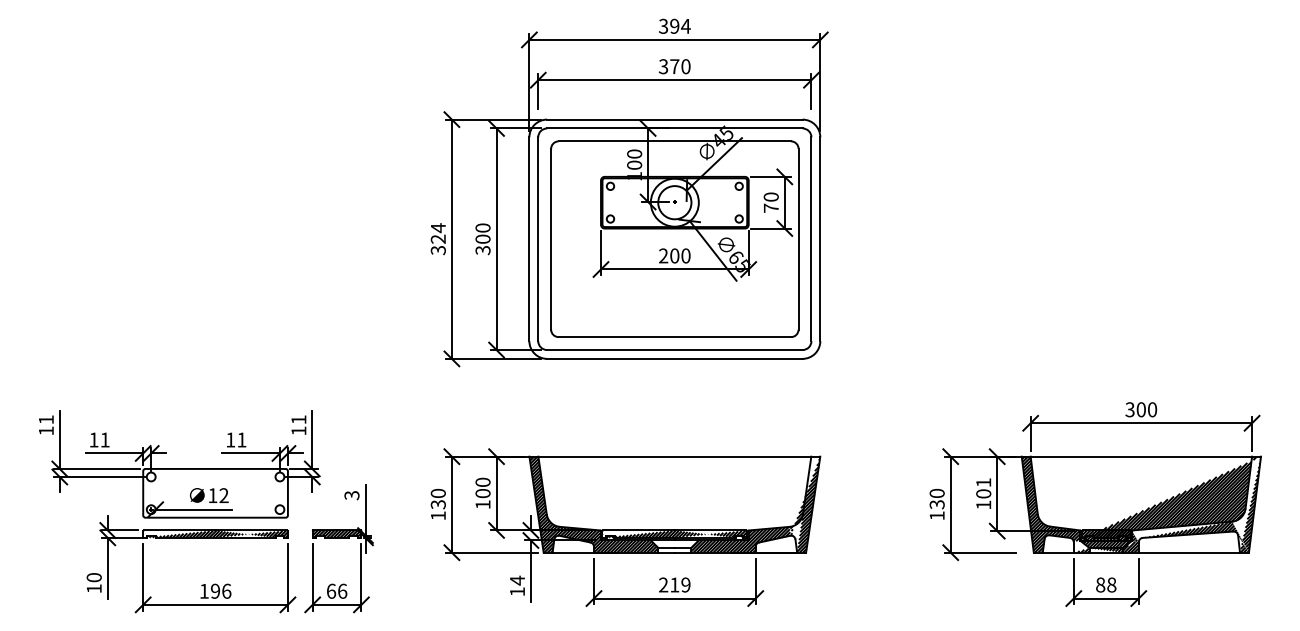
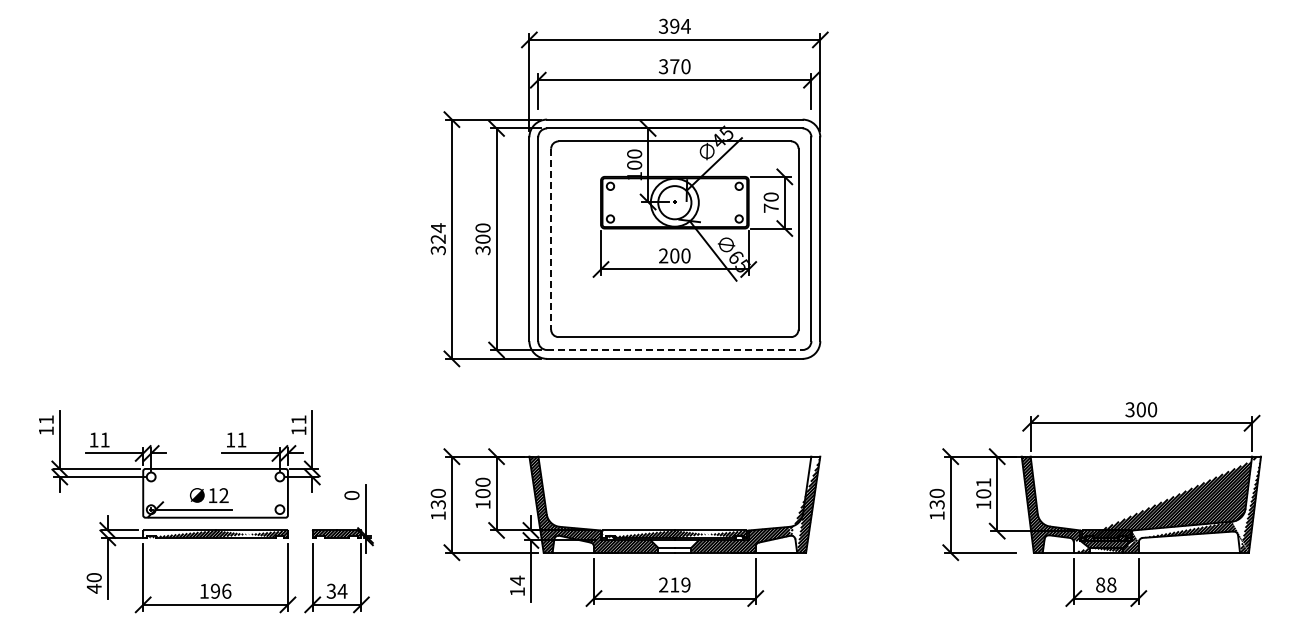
line: solid -> dashed (551, 239)
line: solid -> dashed (674, 350)
text: 3 -> 0 (351, 495)
text: 10 -> 40 (93, 588)
text: 66 -> 34 (336, 590)
